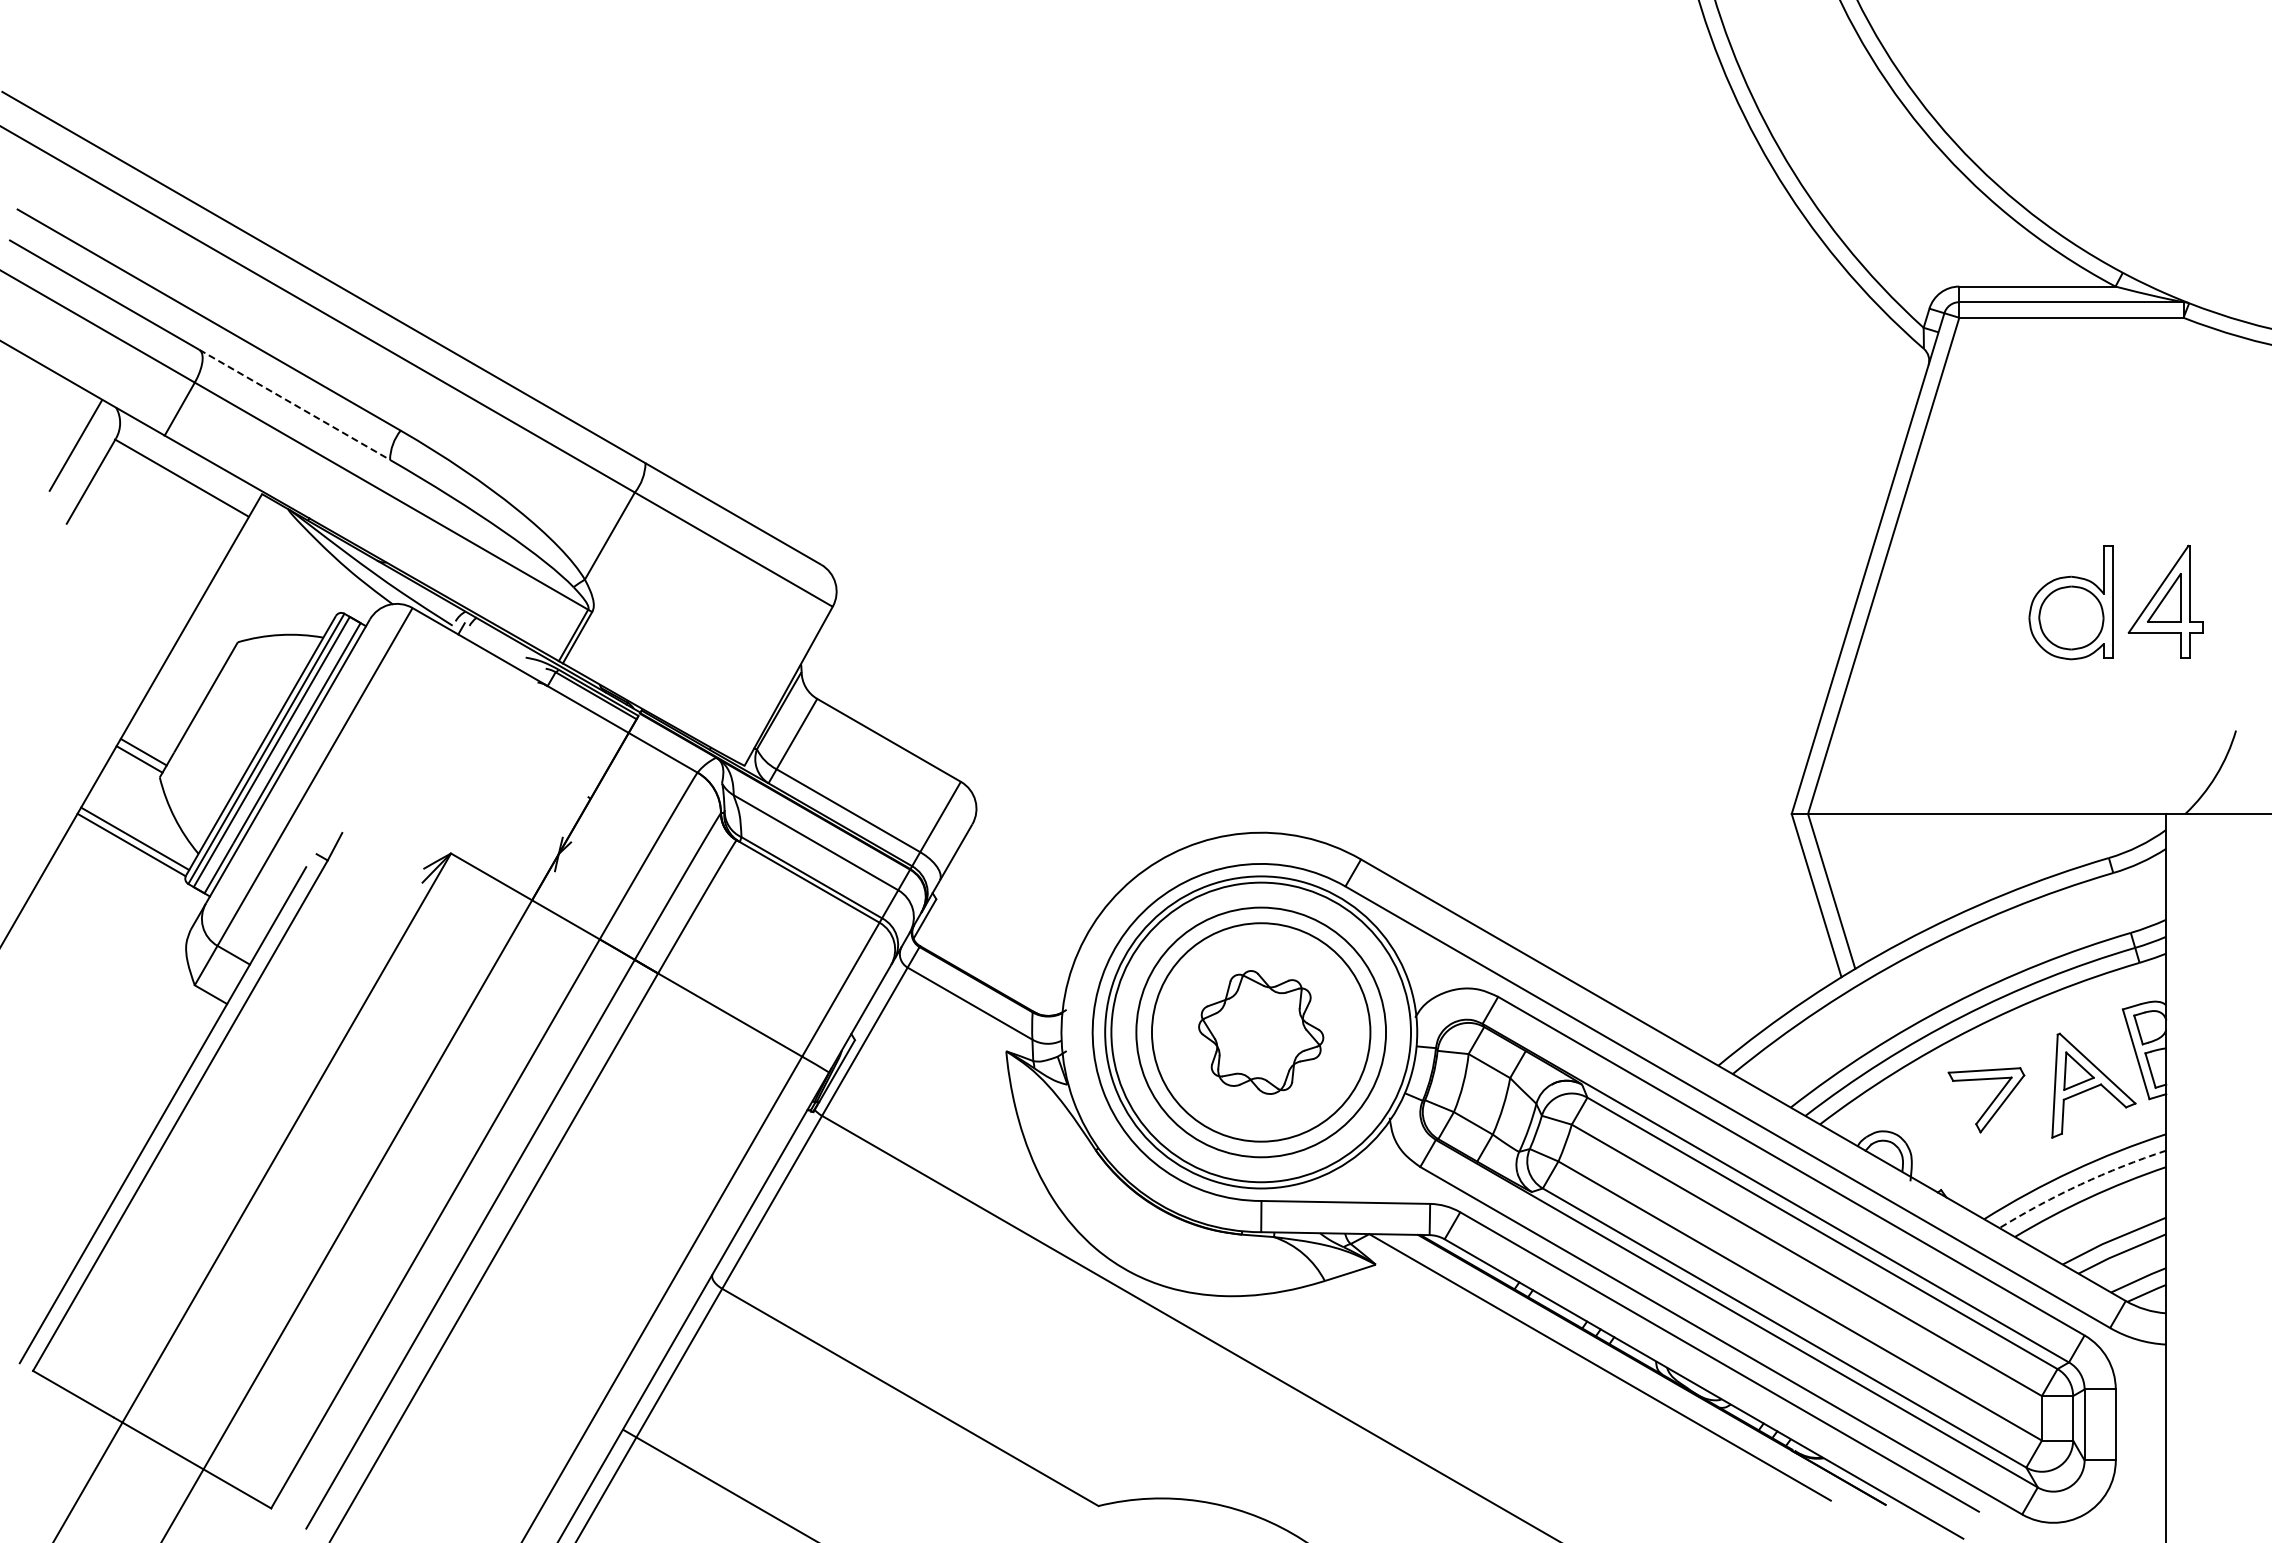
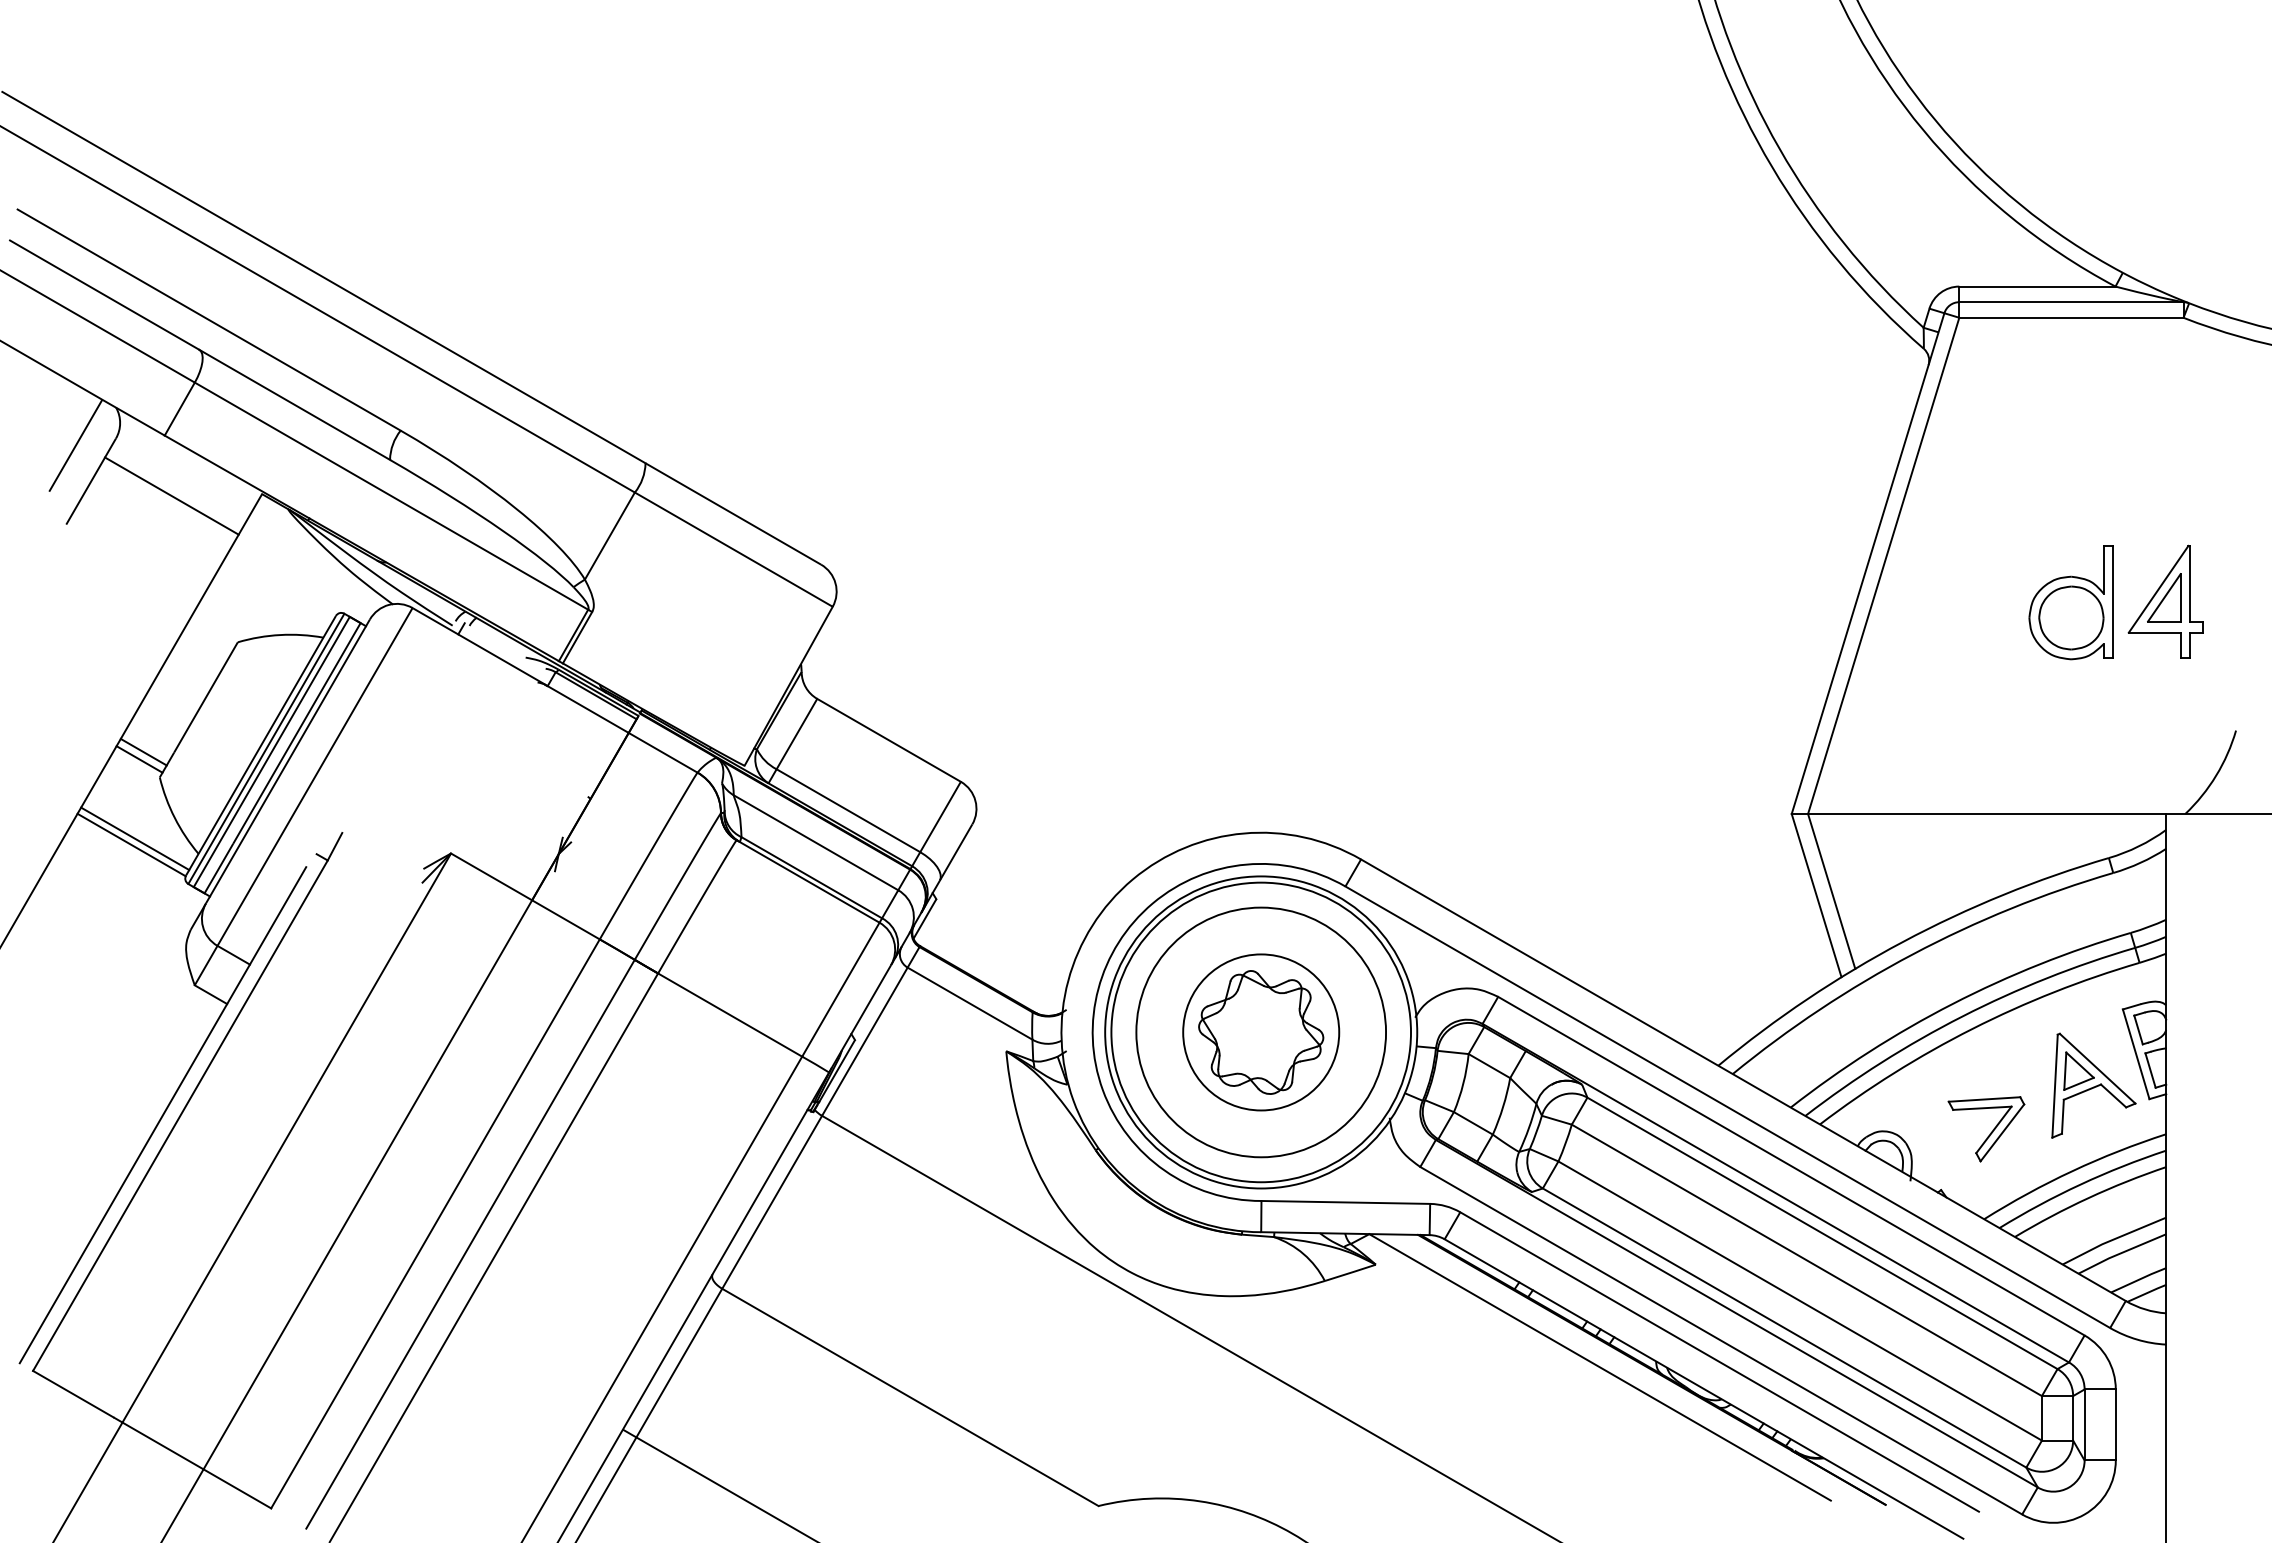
line: dashed -> solid (295, 405)
line position: (181, 477) -> (171, 495) (171, 495)
circle diameter: 218 px -> 156 px (1261, 1032)
part position: (1986, 1100) -> (1986, 1129) (1986, 1129)
arc: dashed -> solid (2080, 1184)
